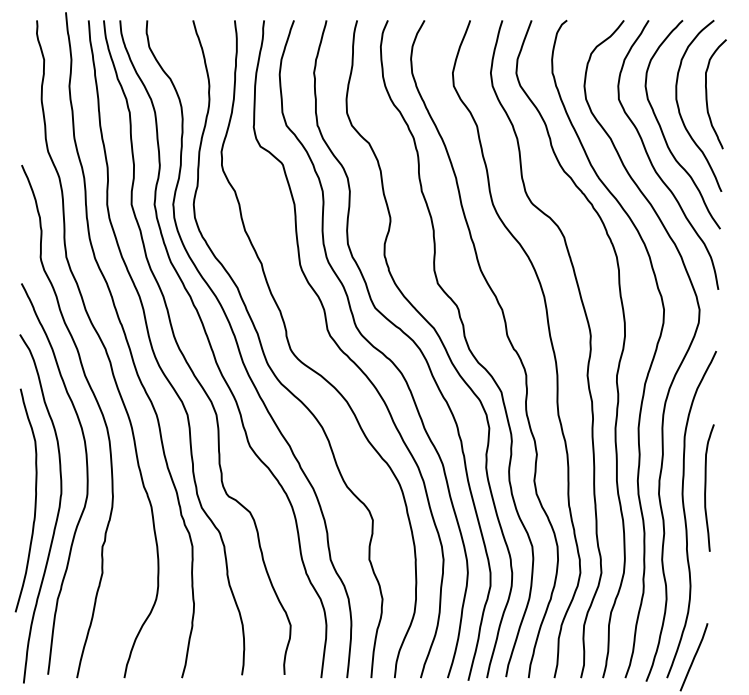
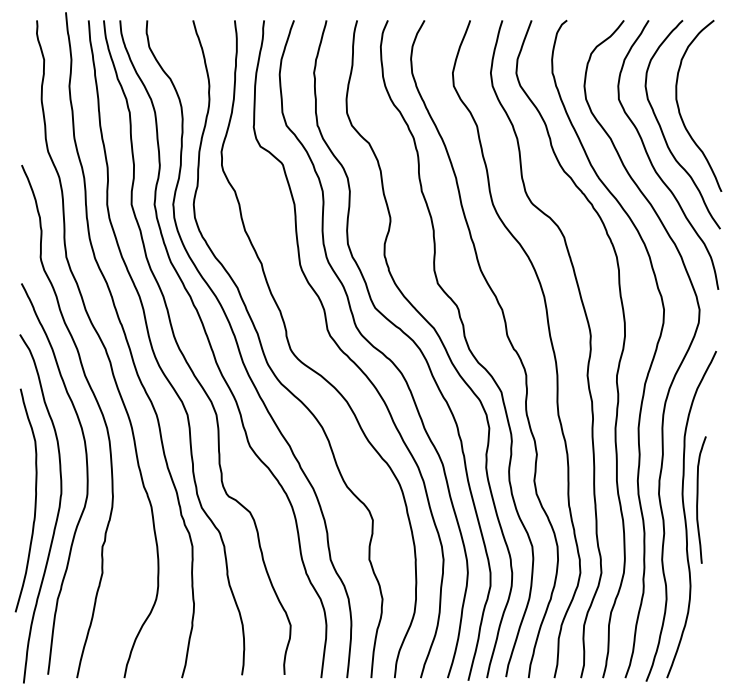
curve: present -> none (707, 94)
curve position: (706, 487) -> (698, 499) (698, 499)
curve: present -> none (693, 657)
